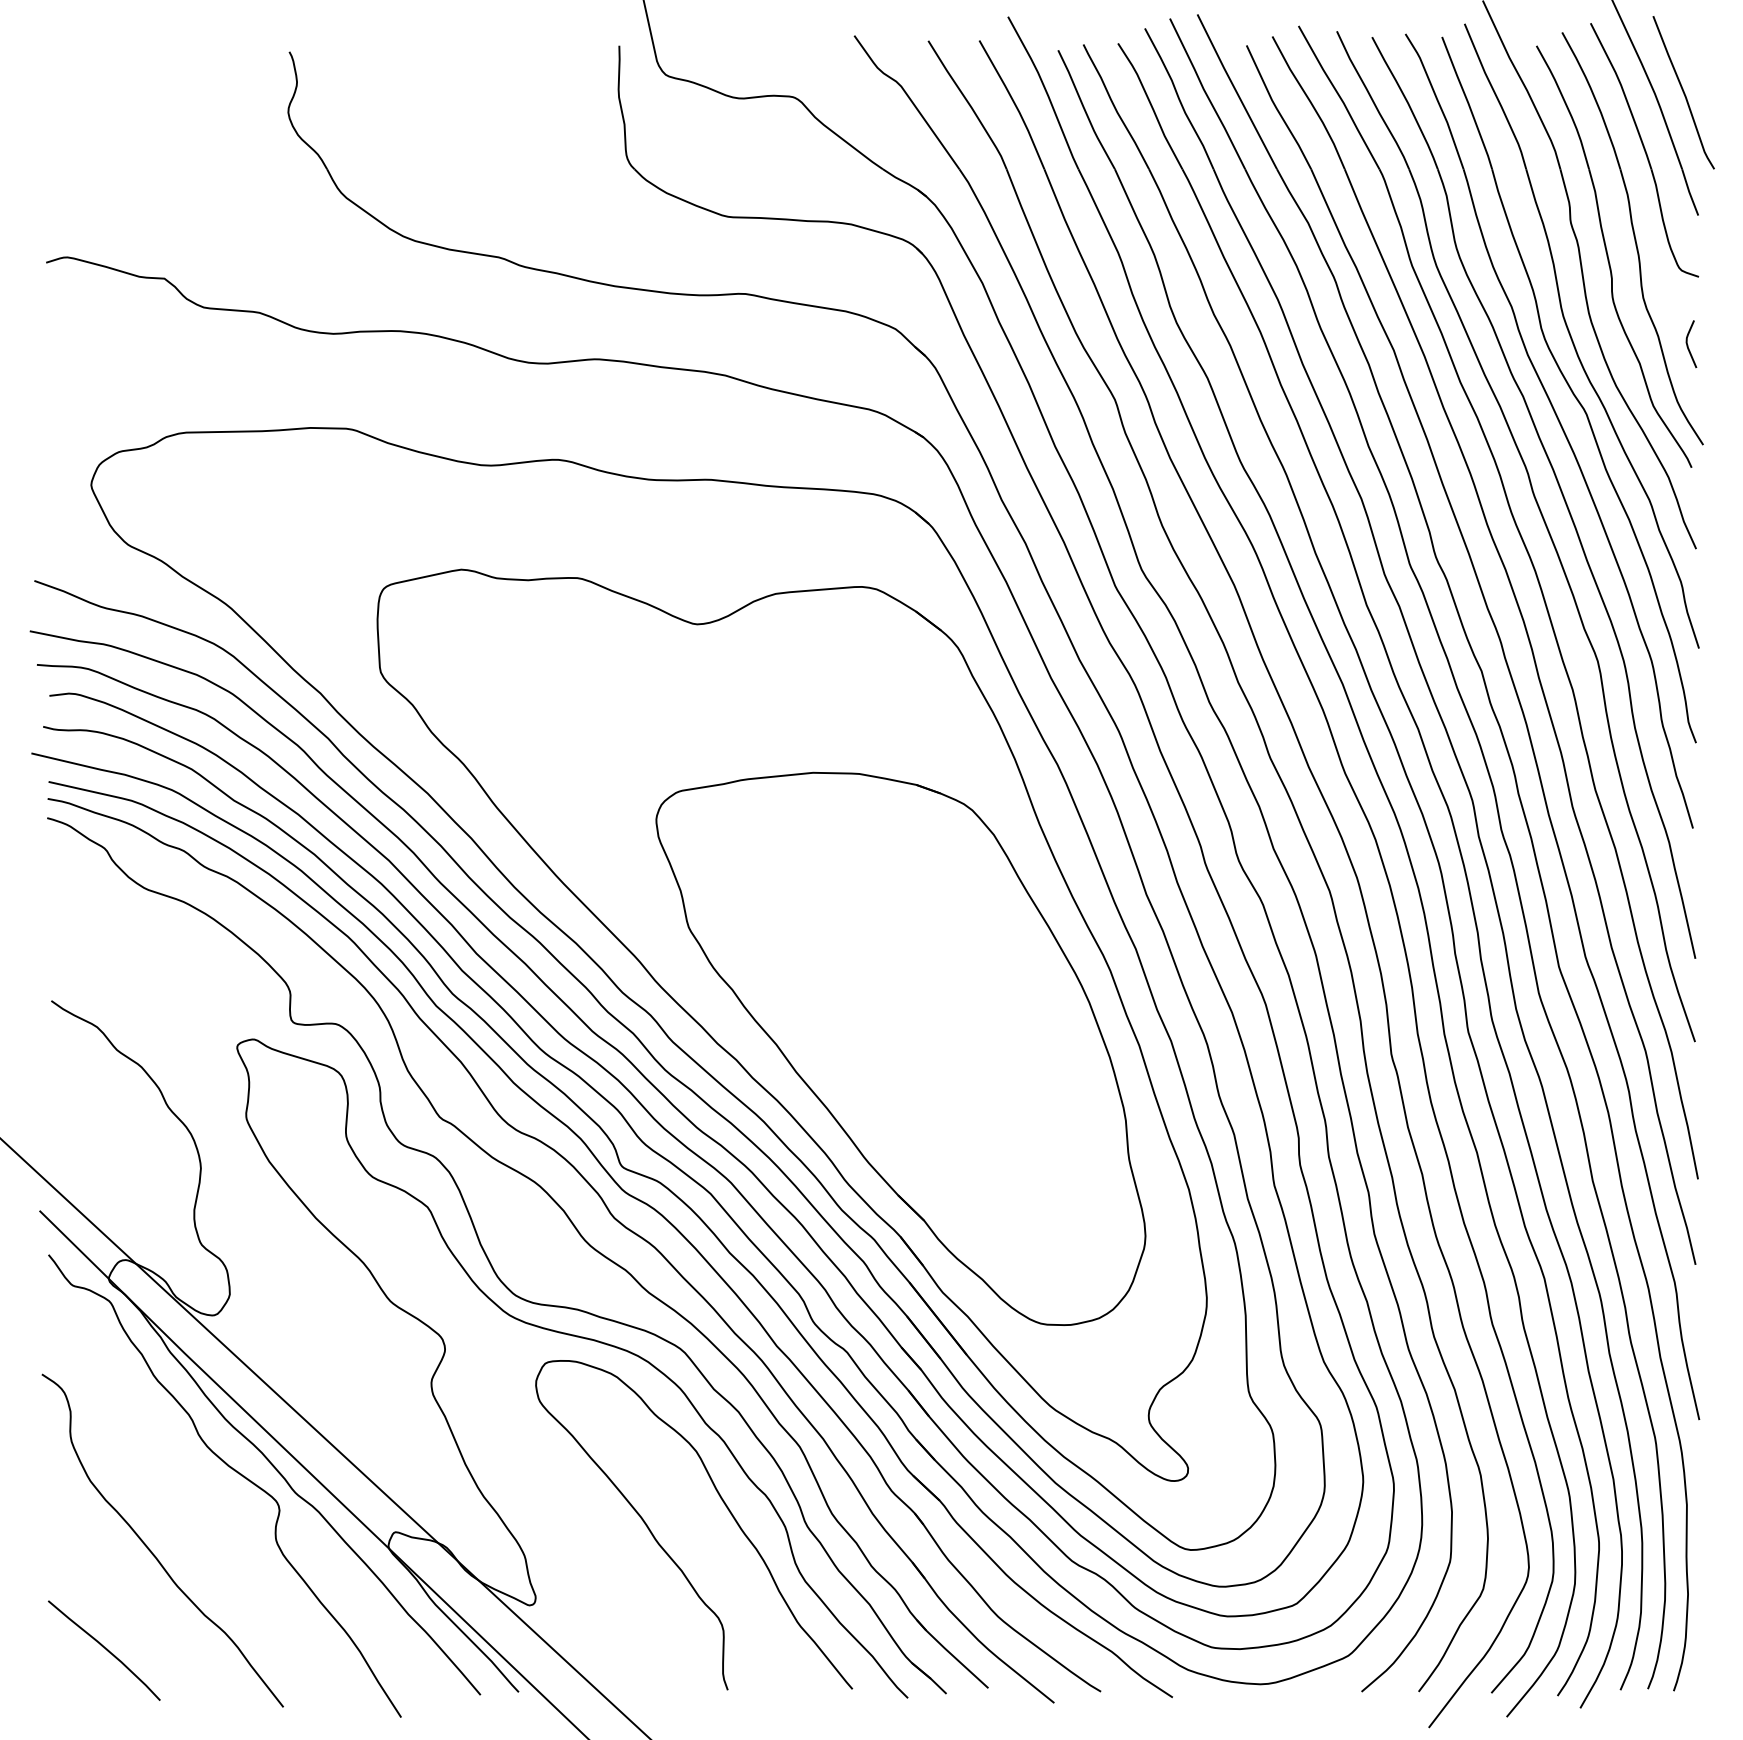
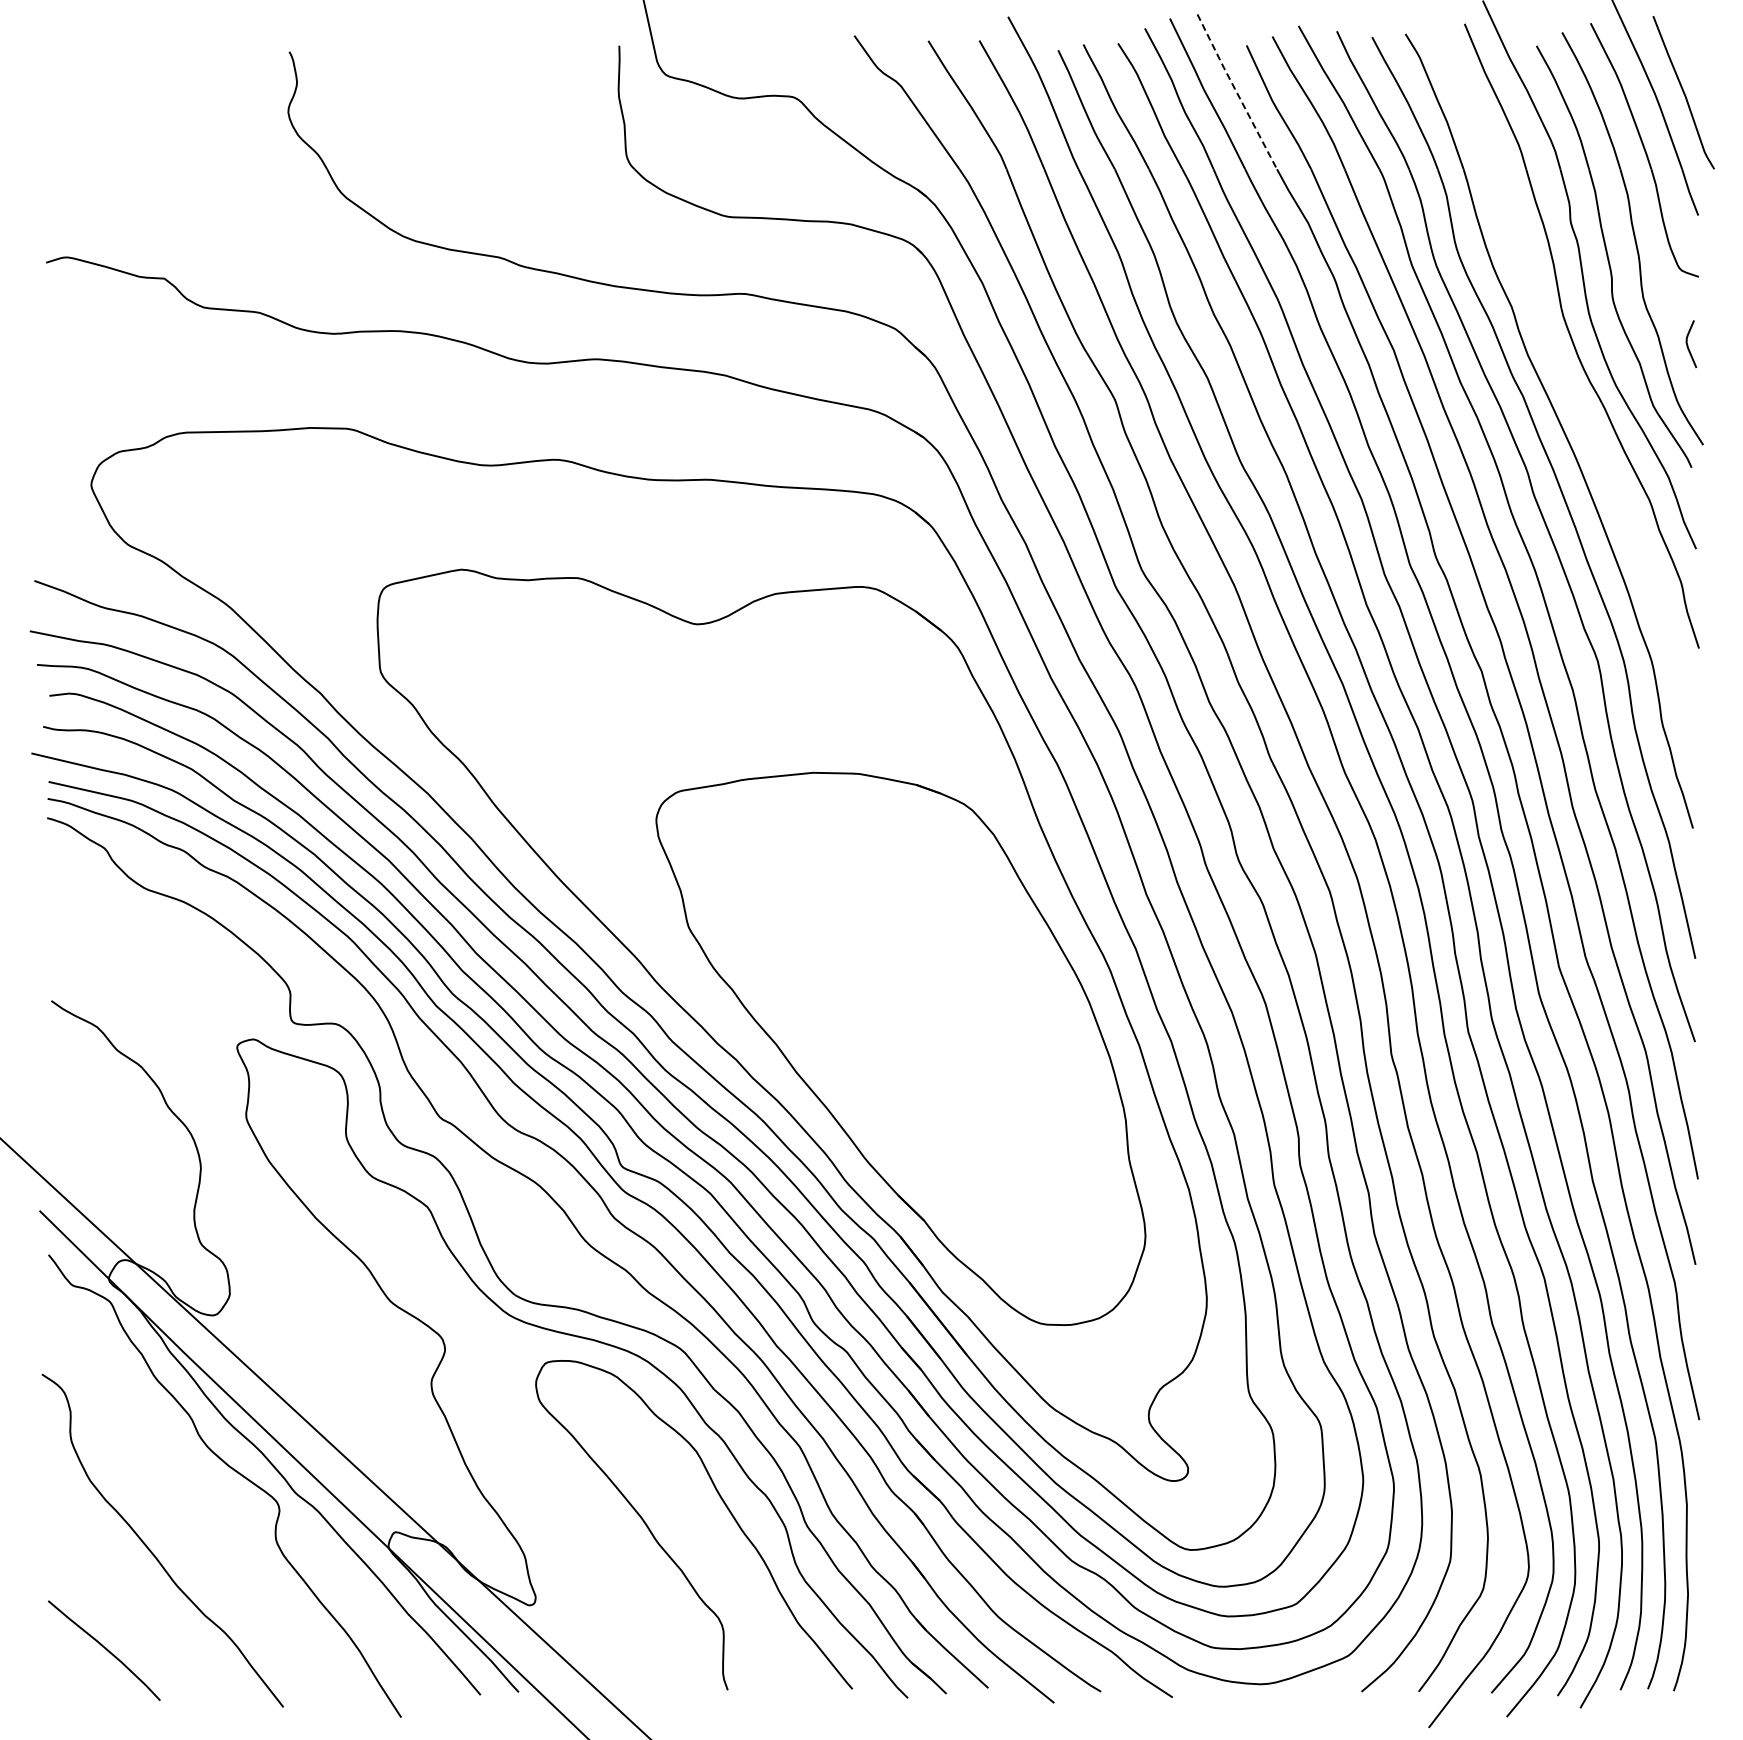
line: solid -> dashed (1236, 91)
part: present -> none (1568, 389)
